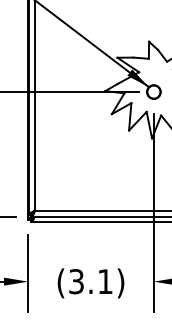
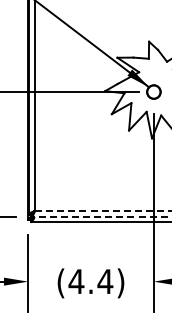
line: solid -> dashed (104, 210)
line: solid -> dashed (101, 217)
text: (3.1) -> (4.4) (90, 281)
